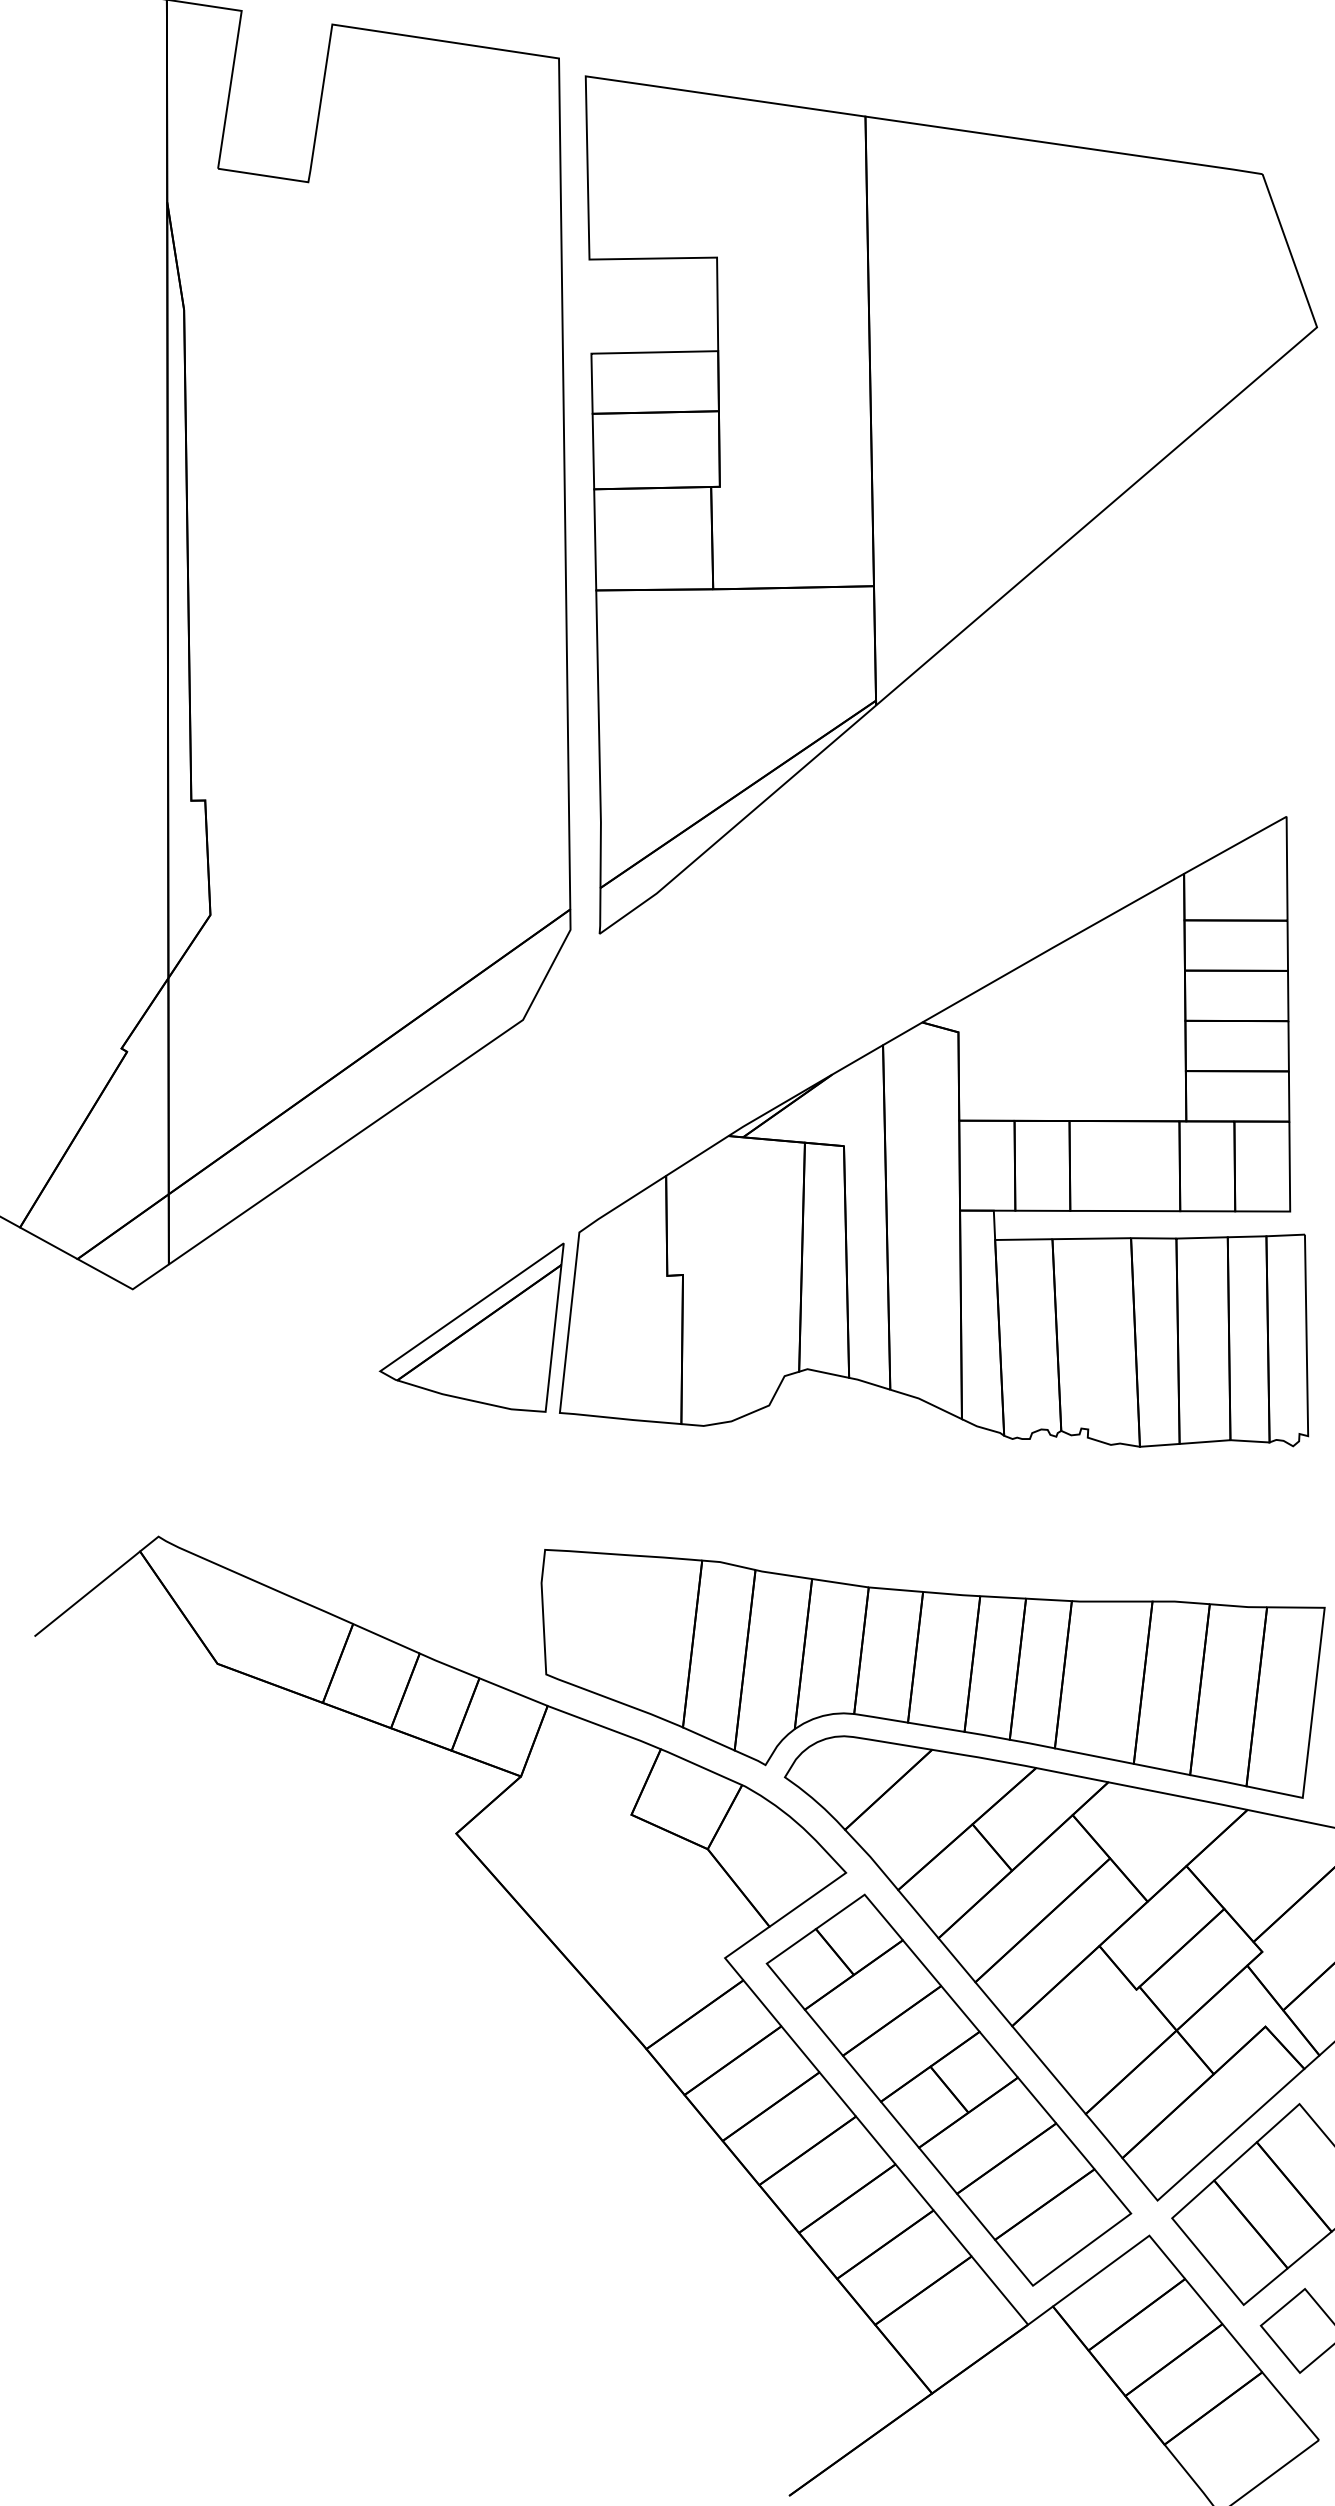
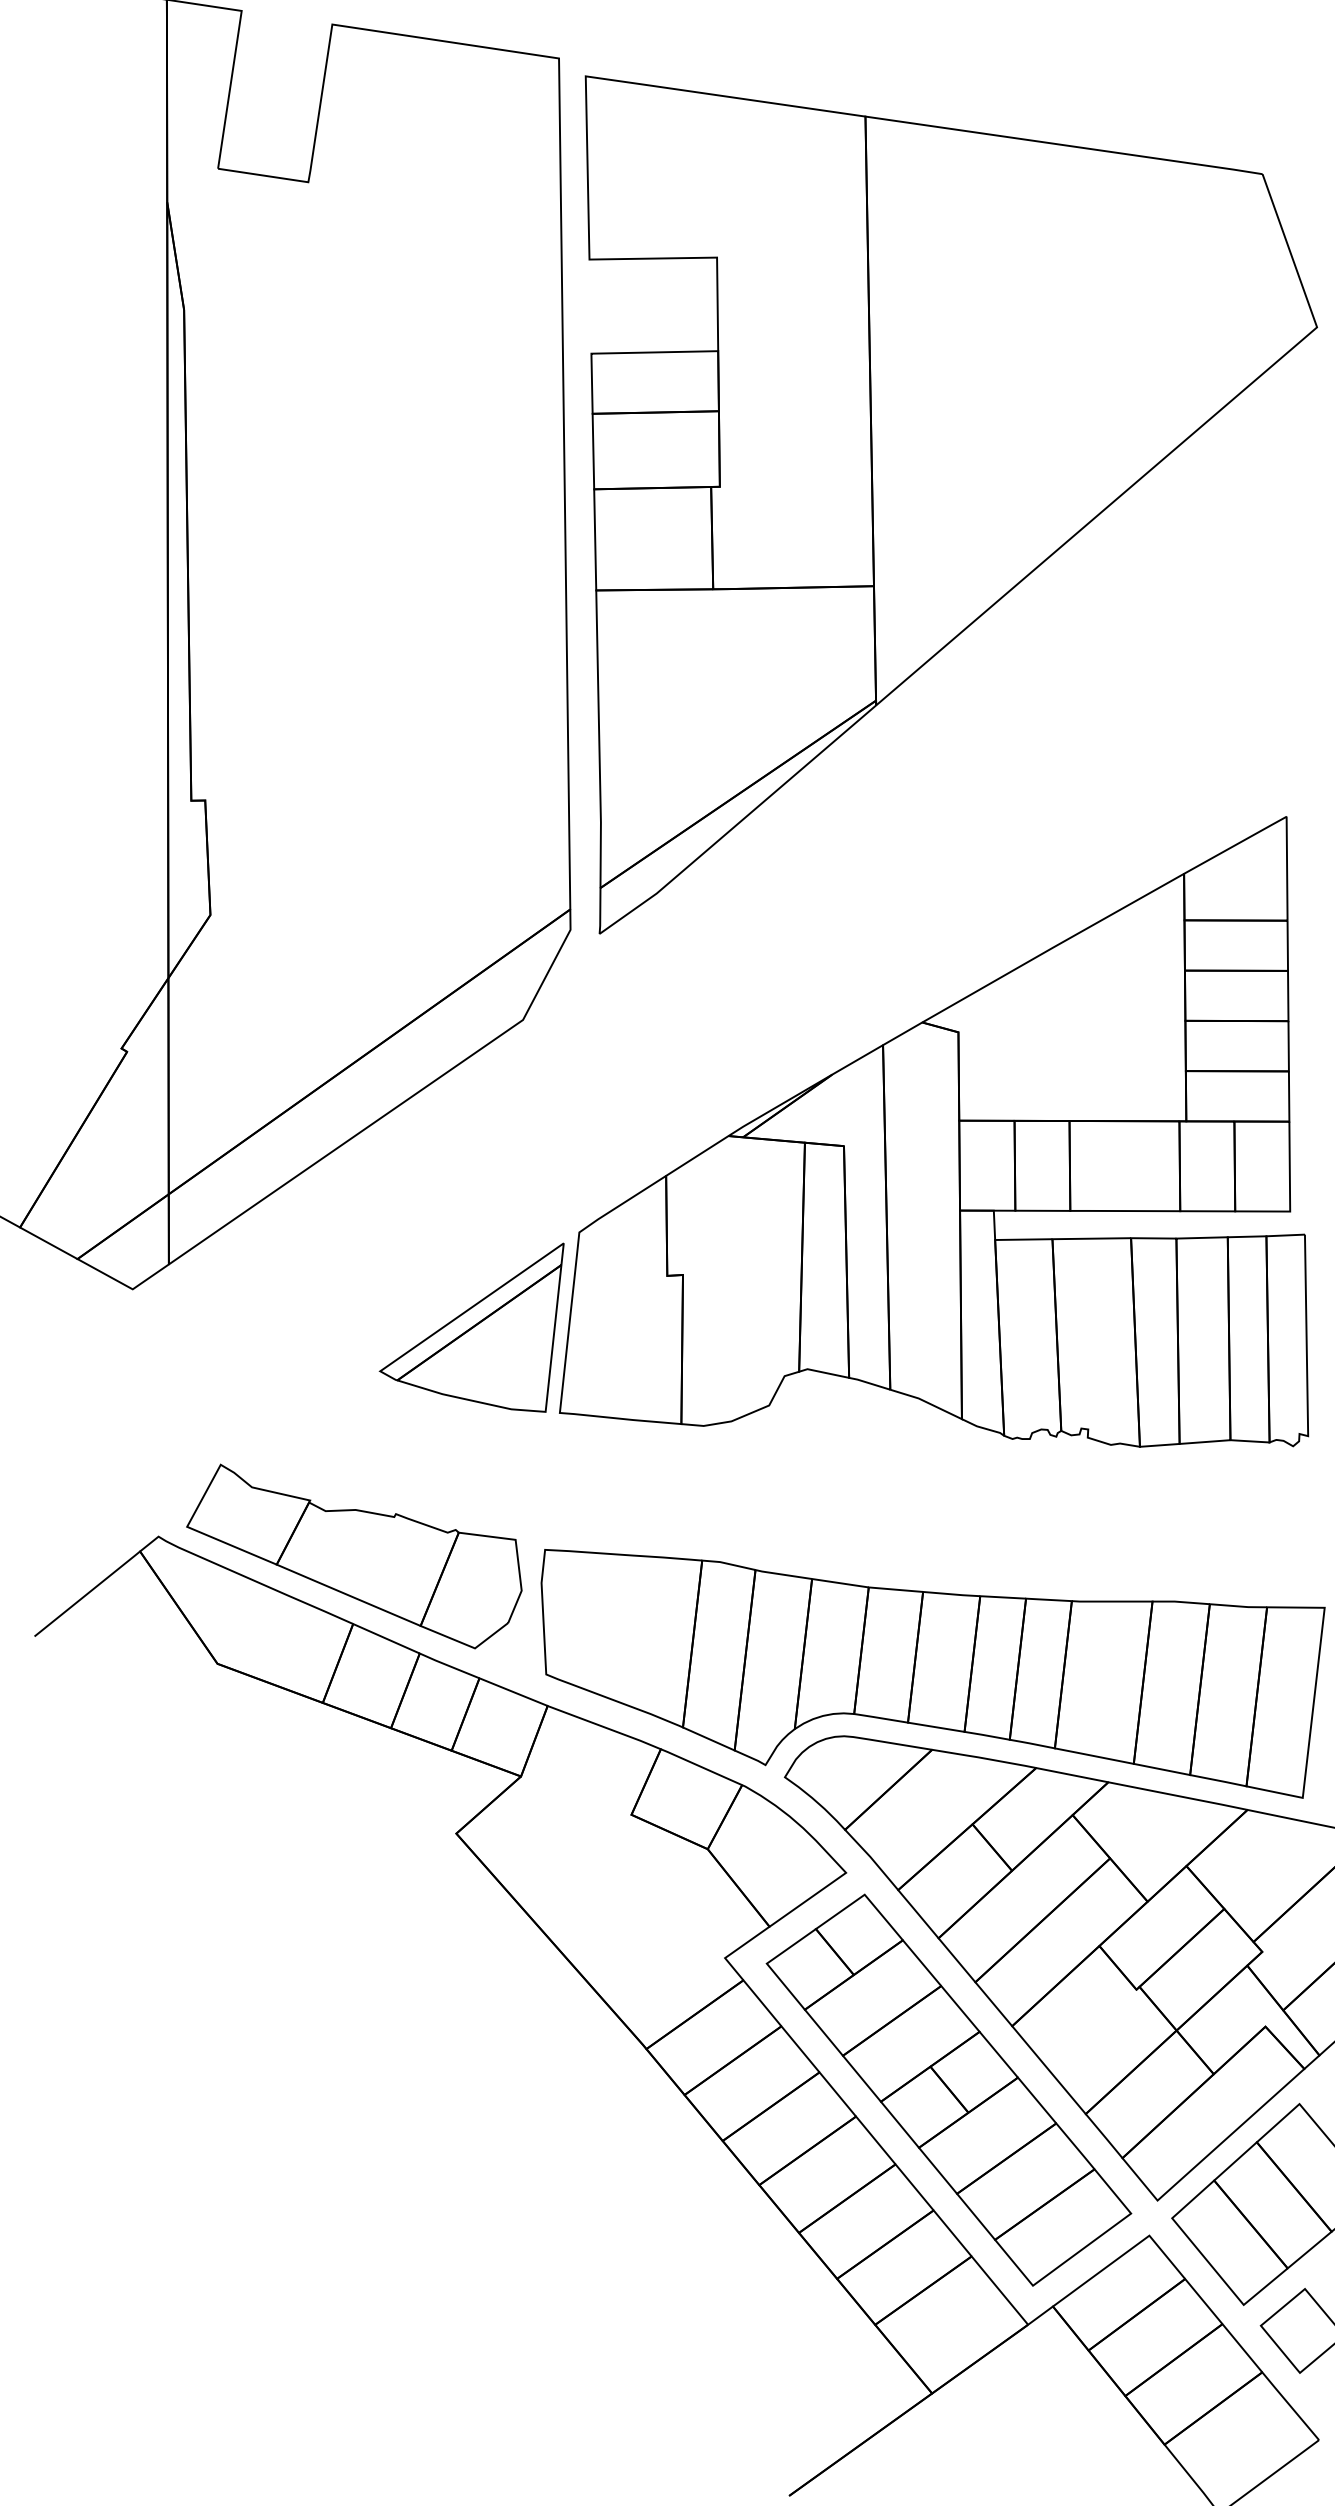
part: none -> present (354, 1556)
